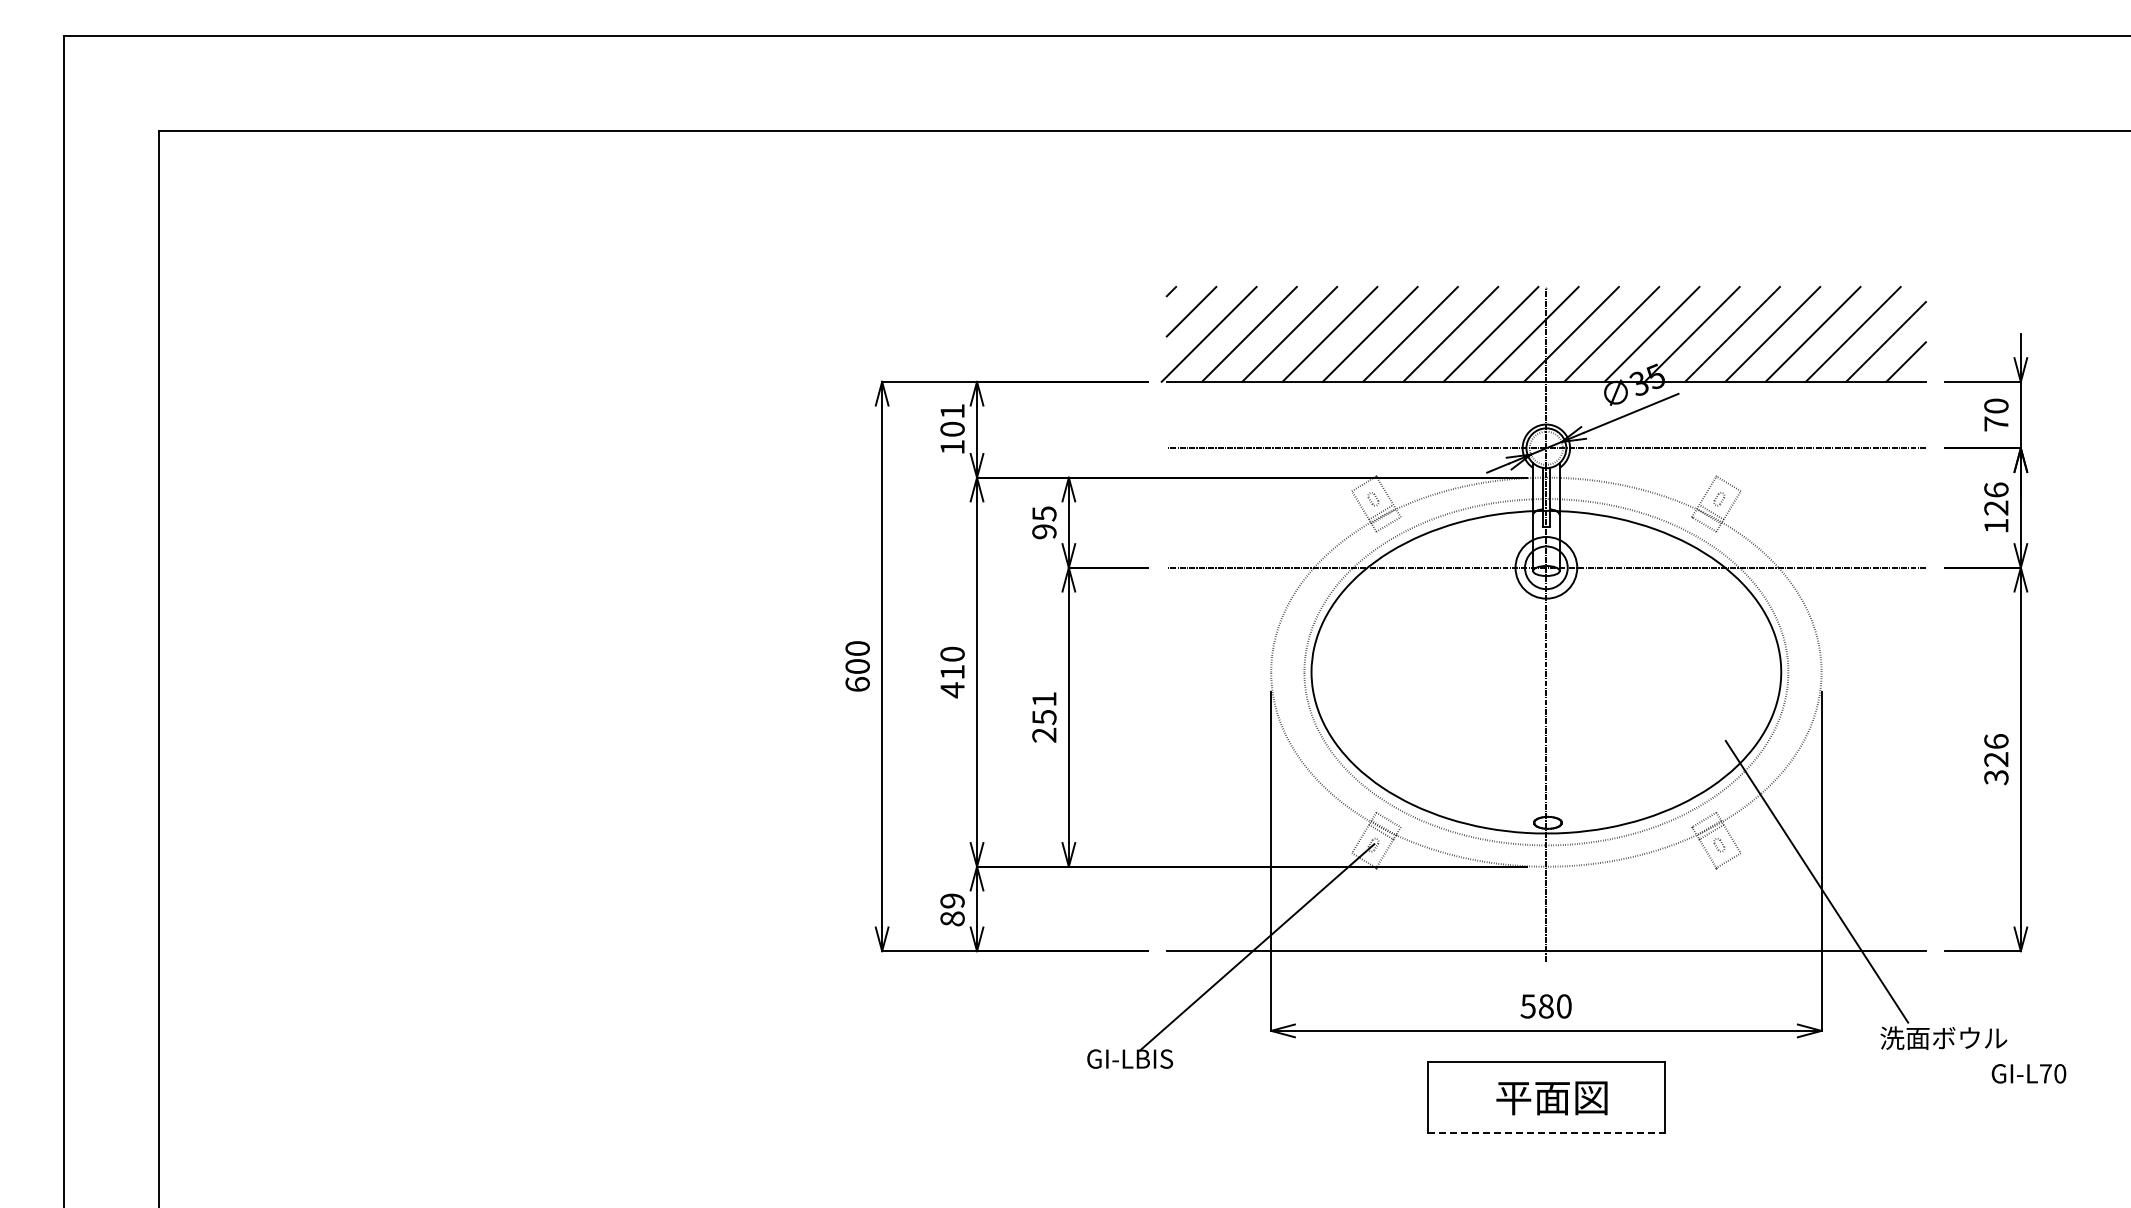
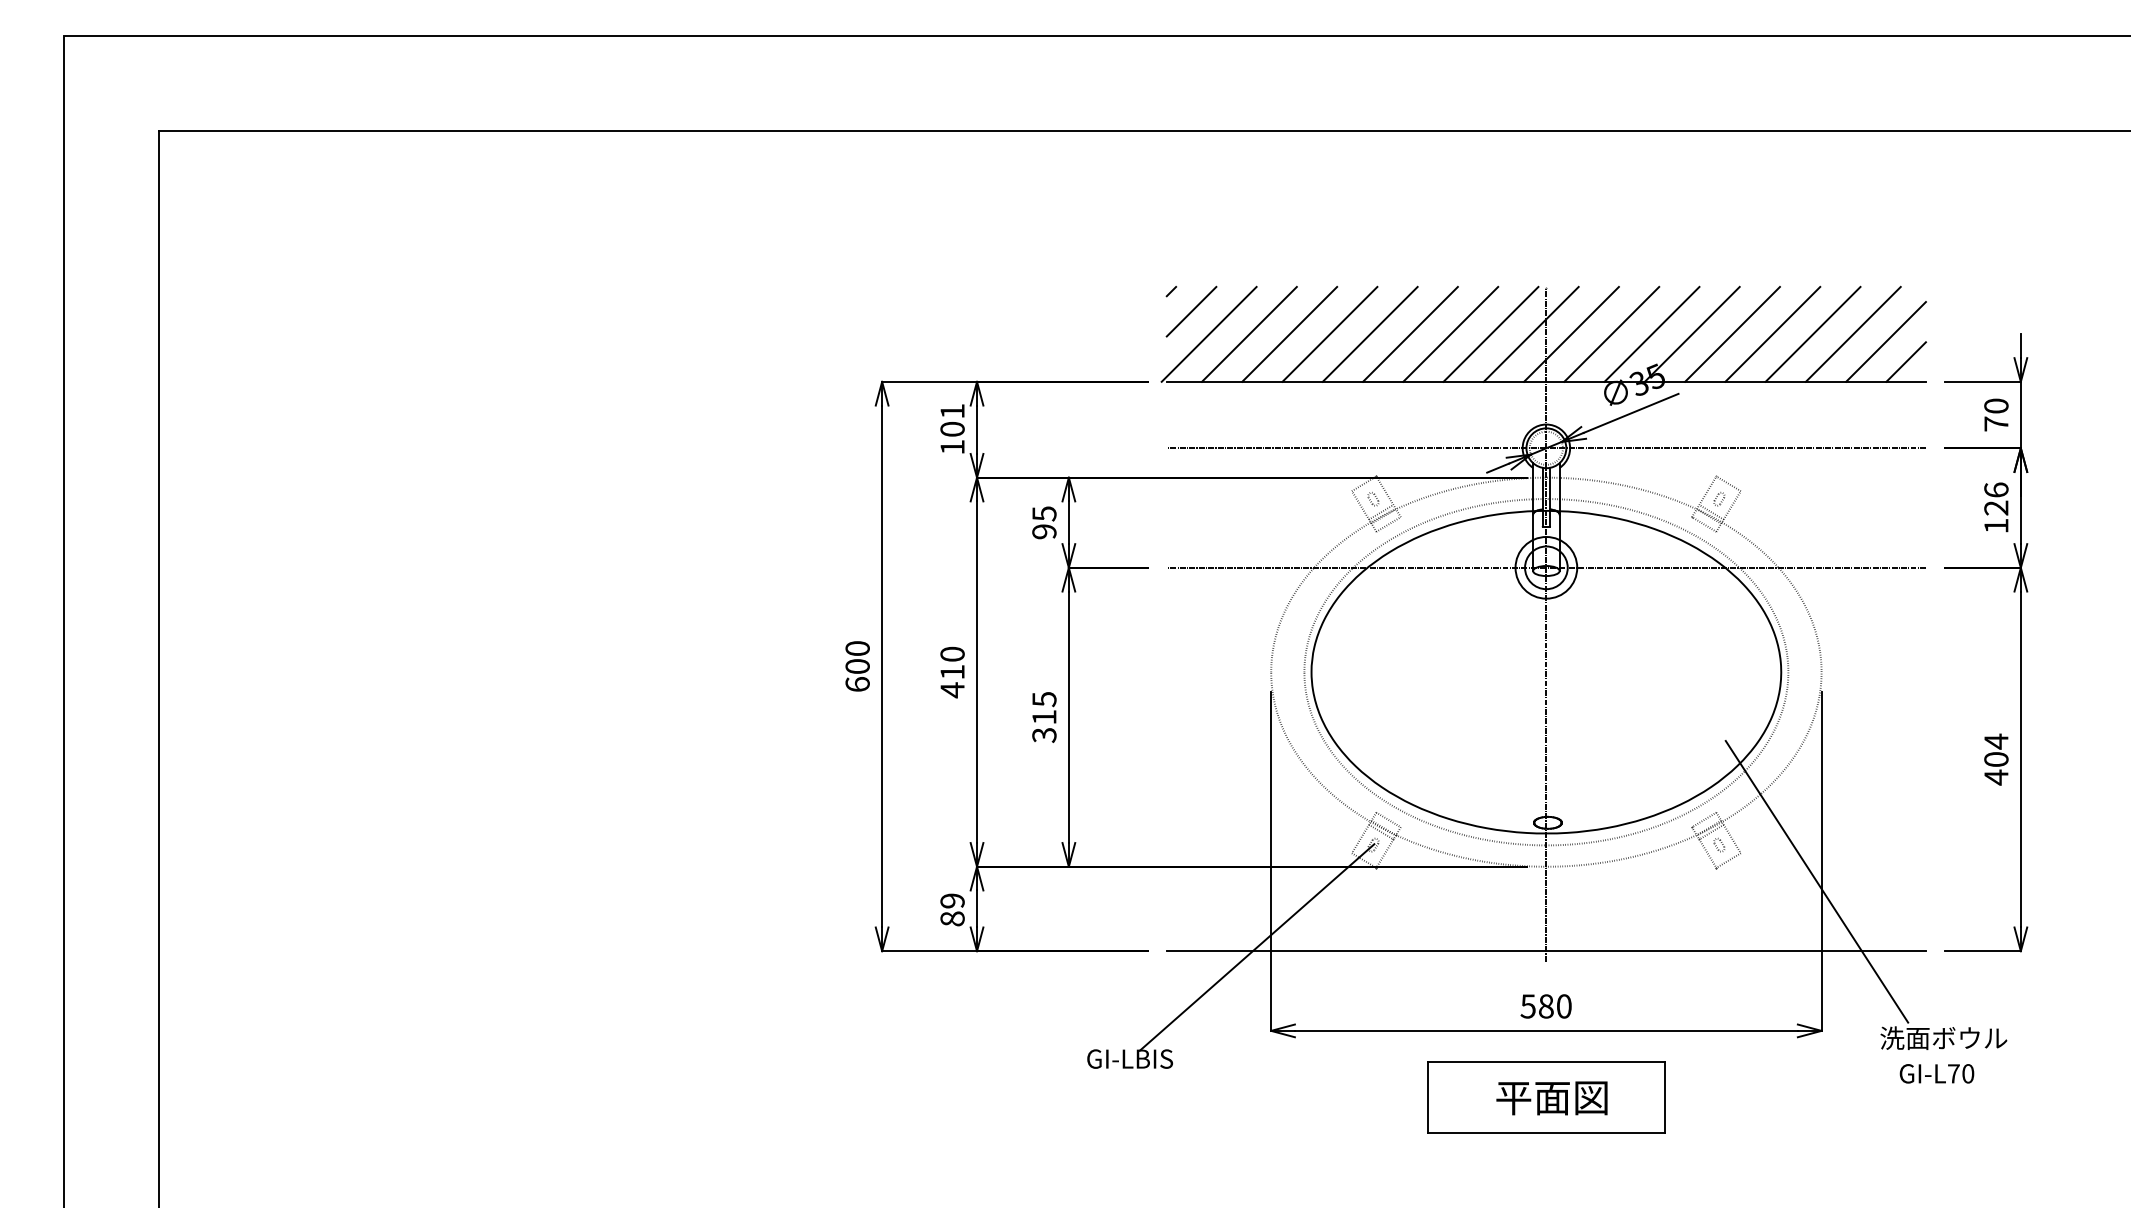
text: 251 -> 315 (1044, 717)
text: 326 -> 404 (1996, 759)
text position: (2028, 1073) -> (1936, 1073) (1936, 1073)
line: dashed -> solid (1546, 1132)
